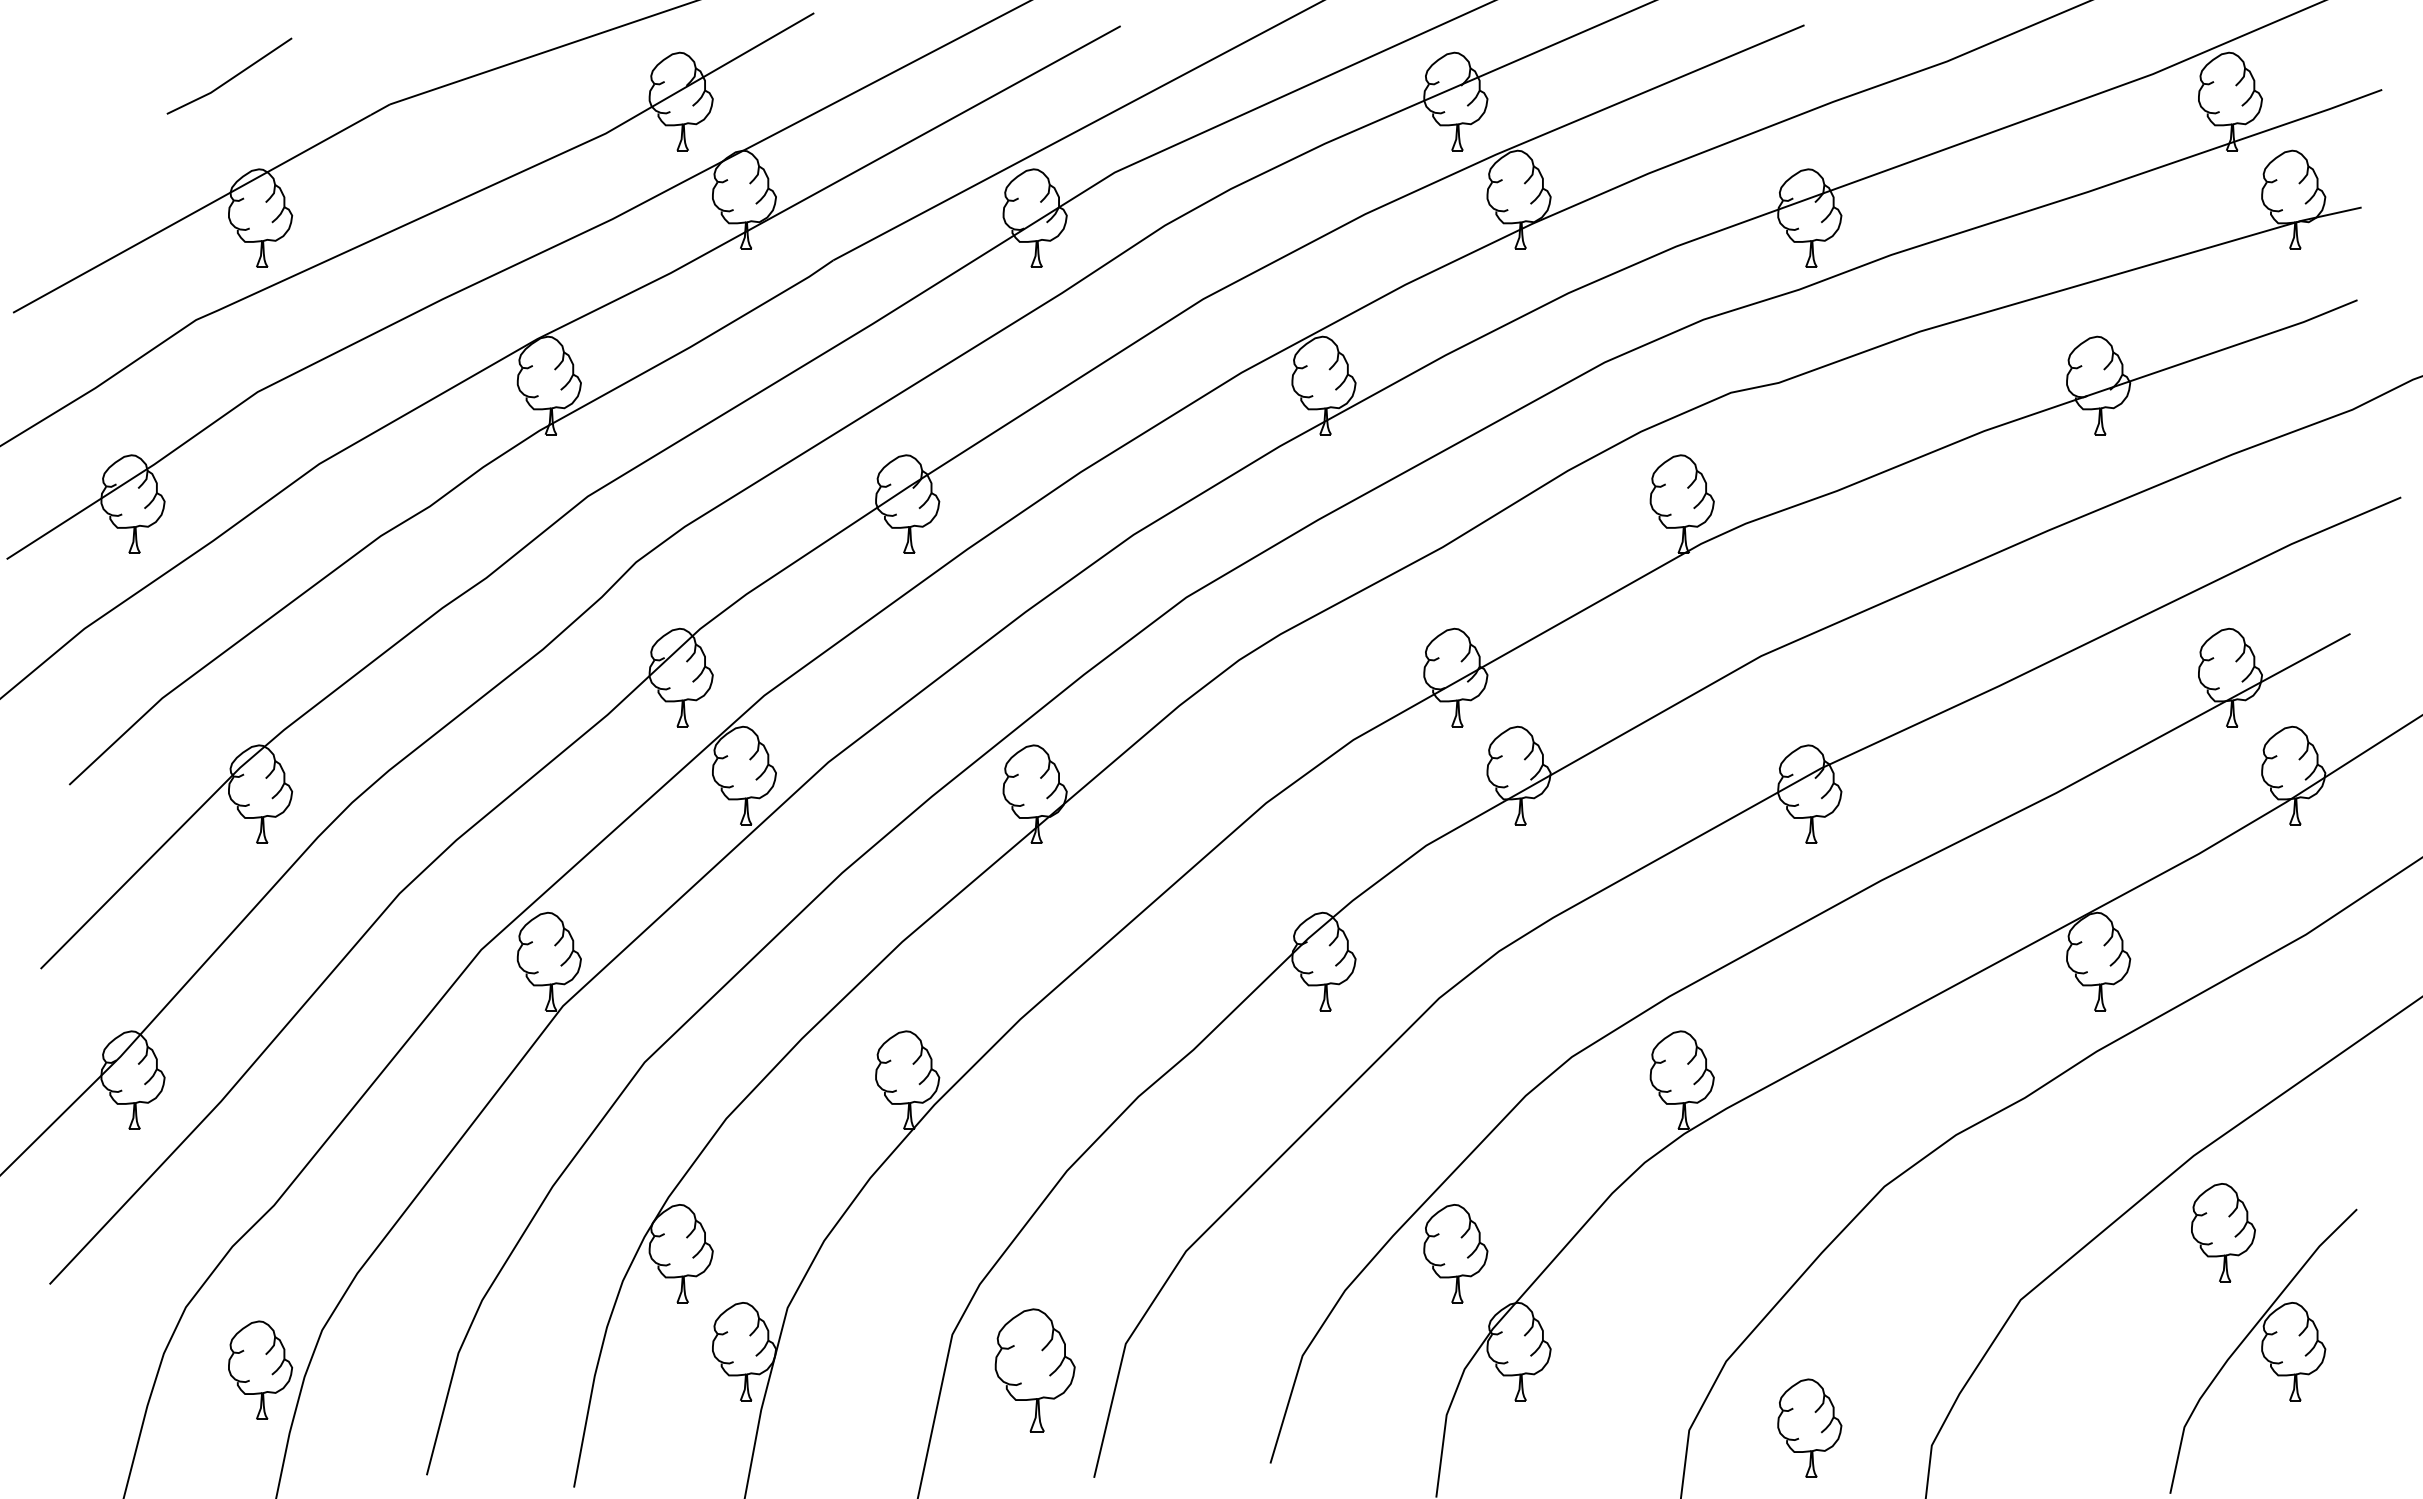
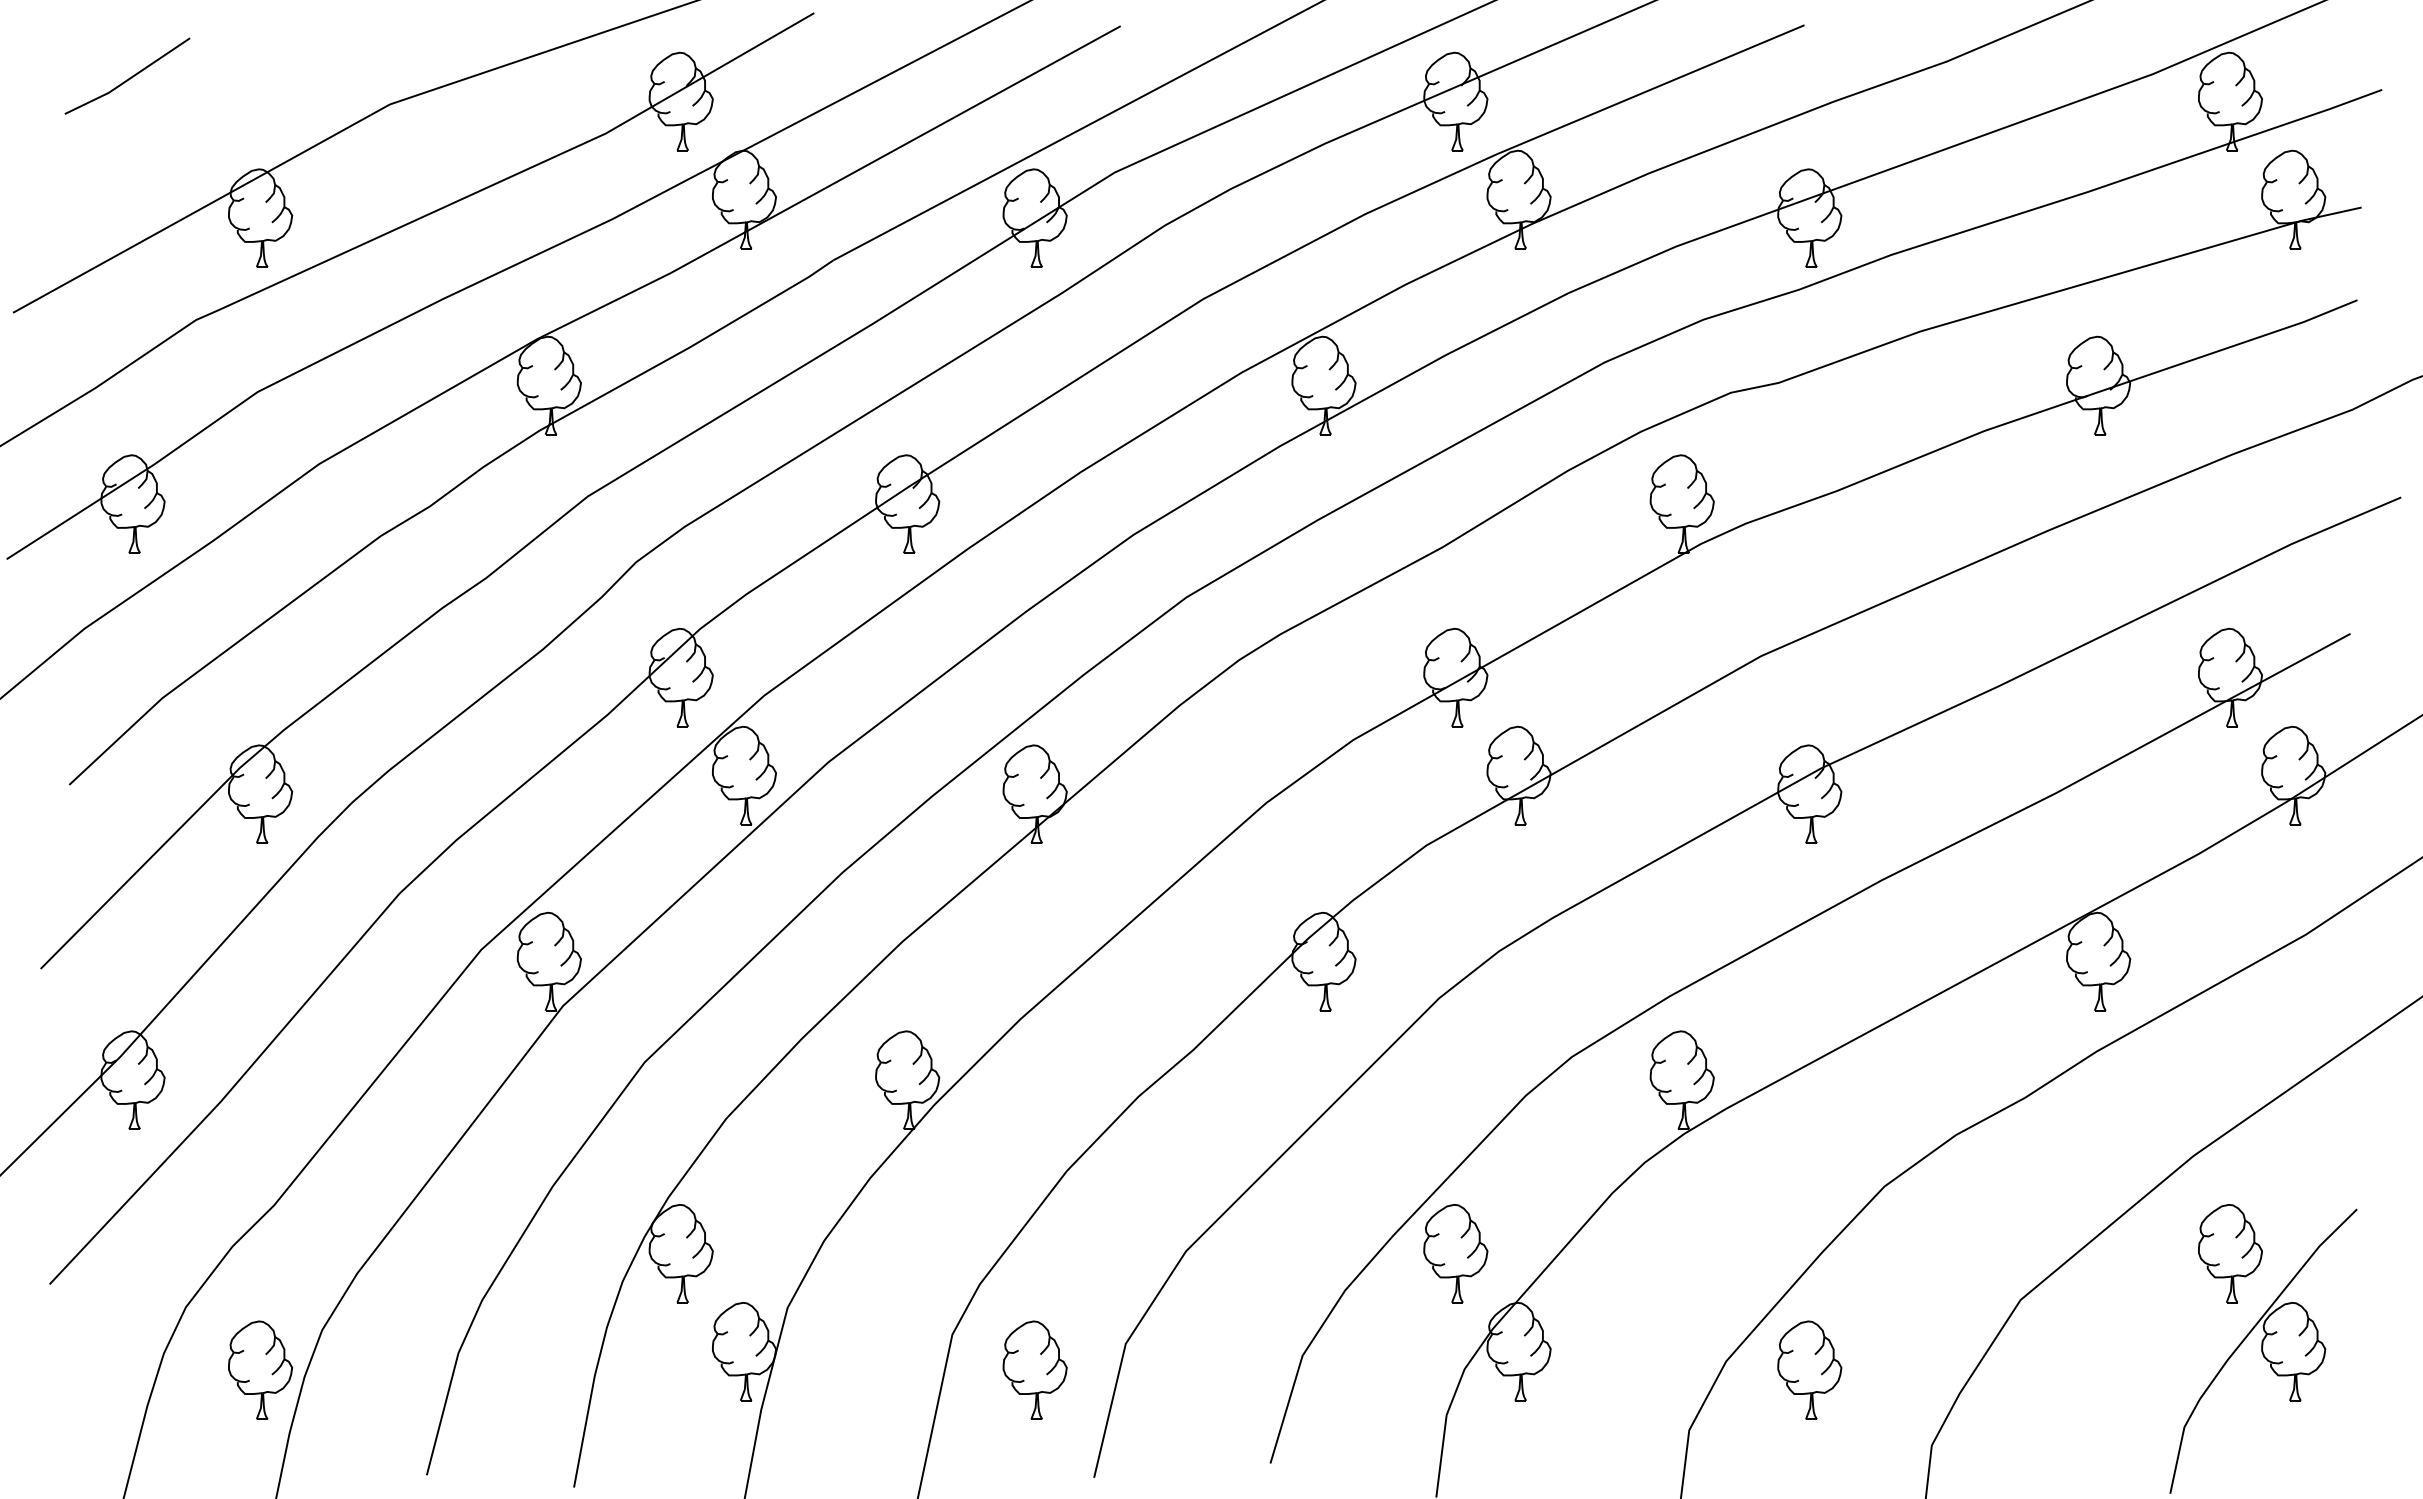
line position: (231, 77) -> (129, 77) (129, 77)
part position: (2223, 1232) -> (2230, 1253) (2230, 1253)
part size: 82x125 px -> 66x100 px (1034, 1369)
part position: (1809, 1427) -> (1809, 1369) (1809, 1369)
